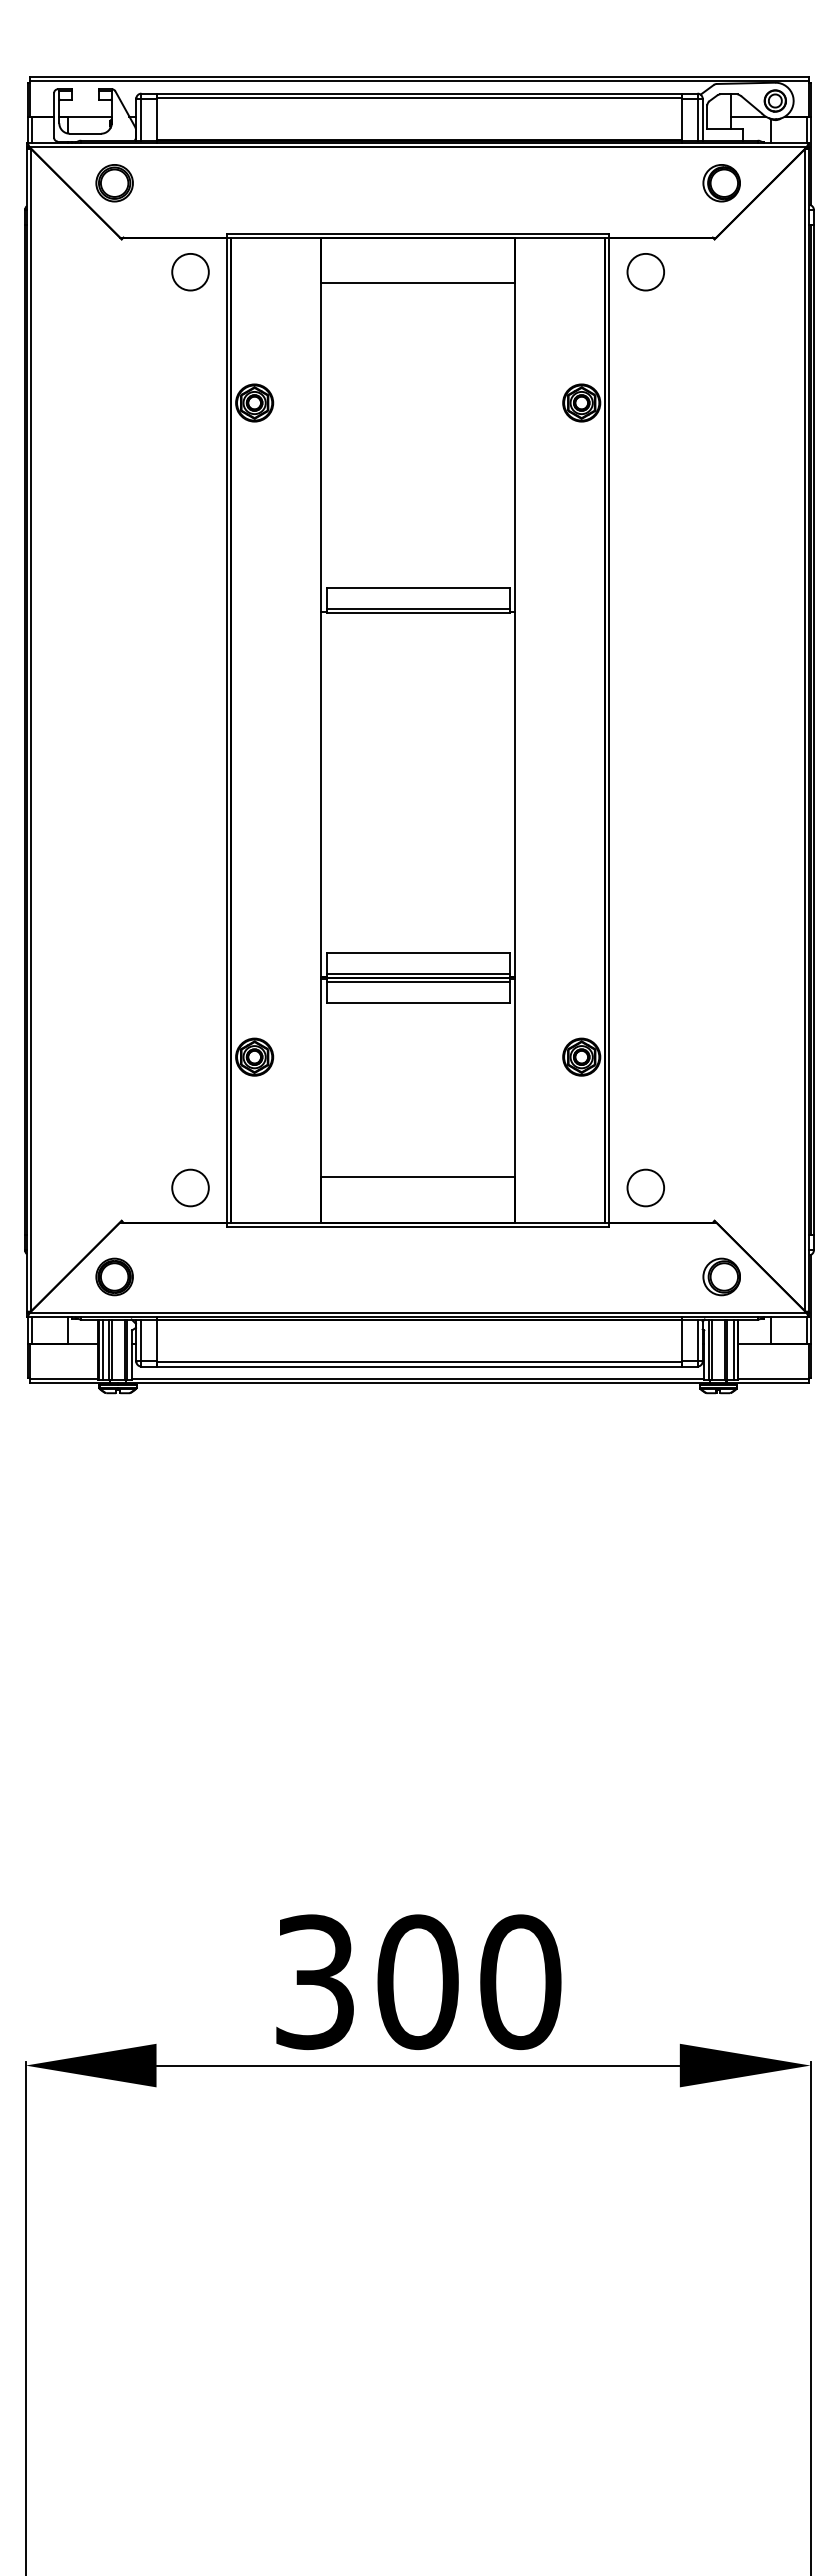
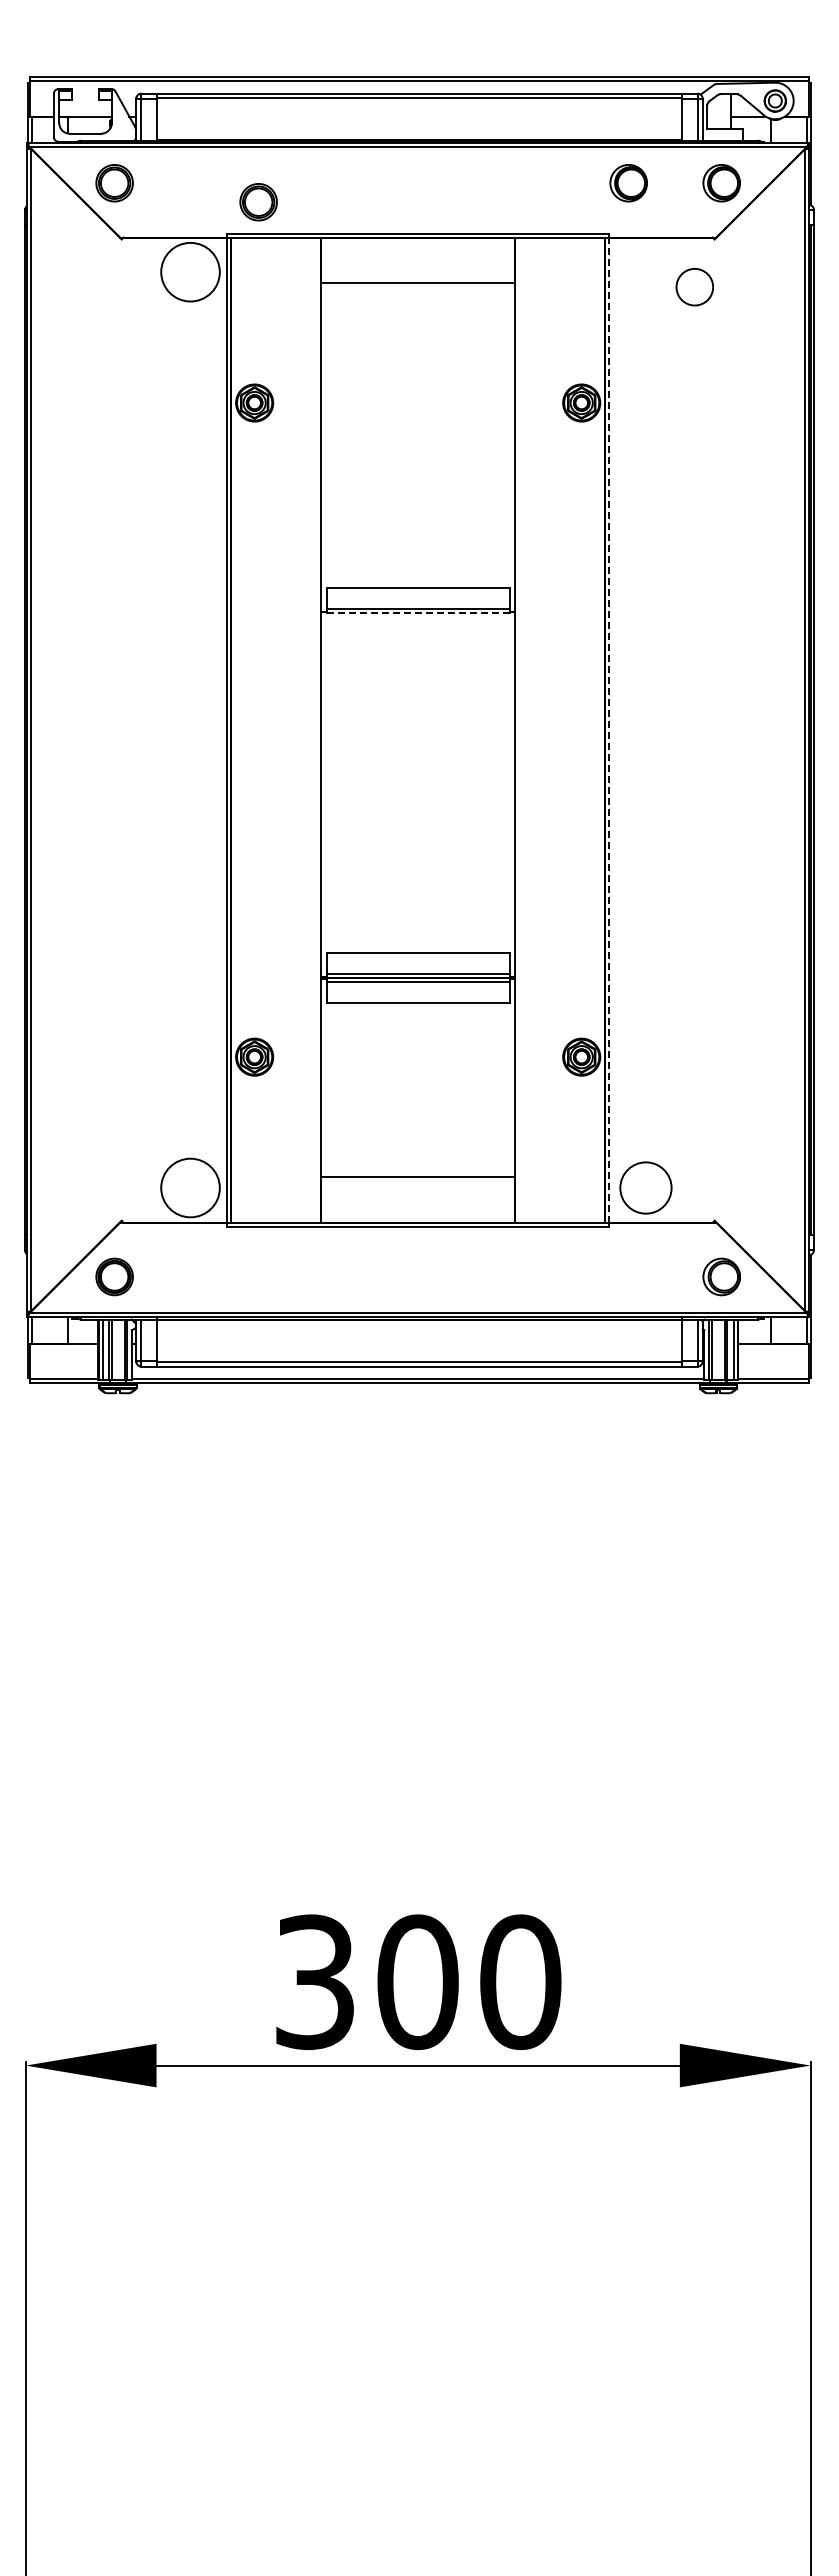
part: none -> present (628, 183)
part: none -> present (258, 202)
circle diameter: 37 px -> 59 px (190, 271)
circle position: (645, 272) -> (694, 287) (694, 287)
line: solid -> dashed (418, 613)
line: solid -> dashed (609, 730)
circle diameter: 37 px -> 59 px (190, 1187)
circle size: 39x40 px -> 54x54 px (645, 1187)
